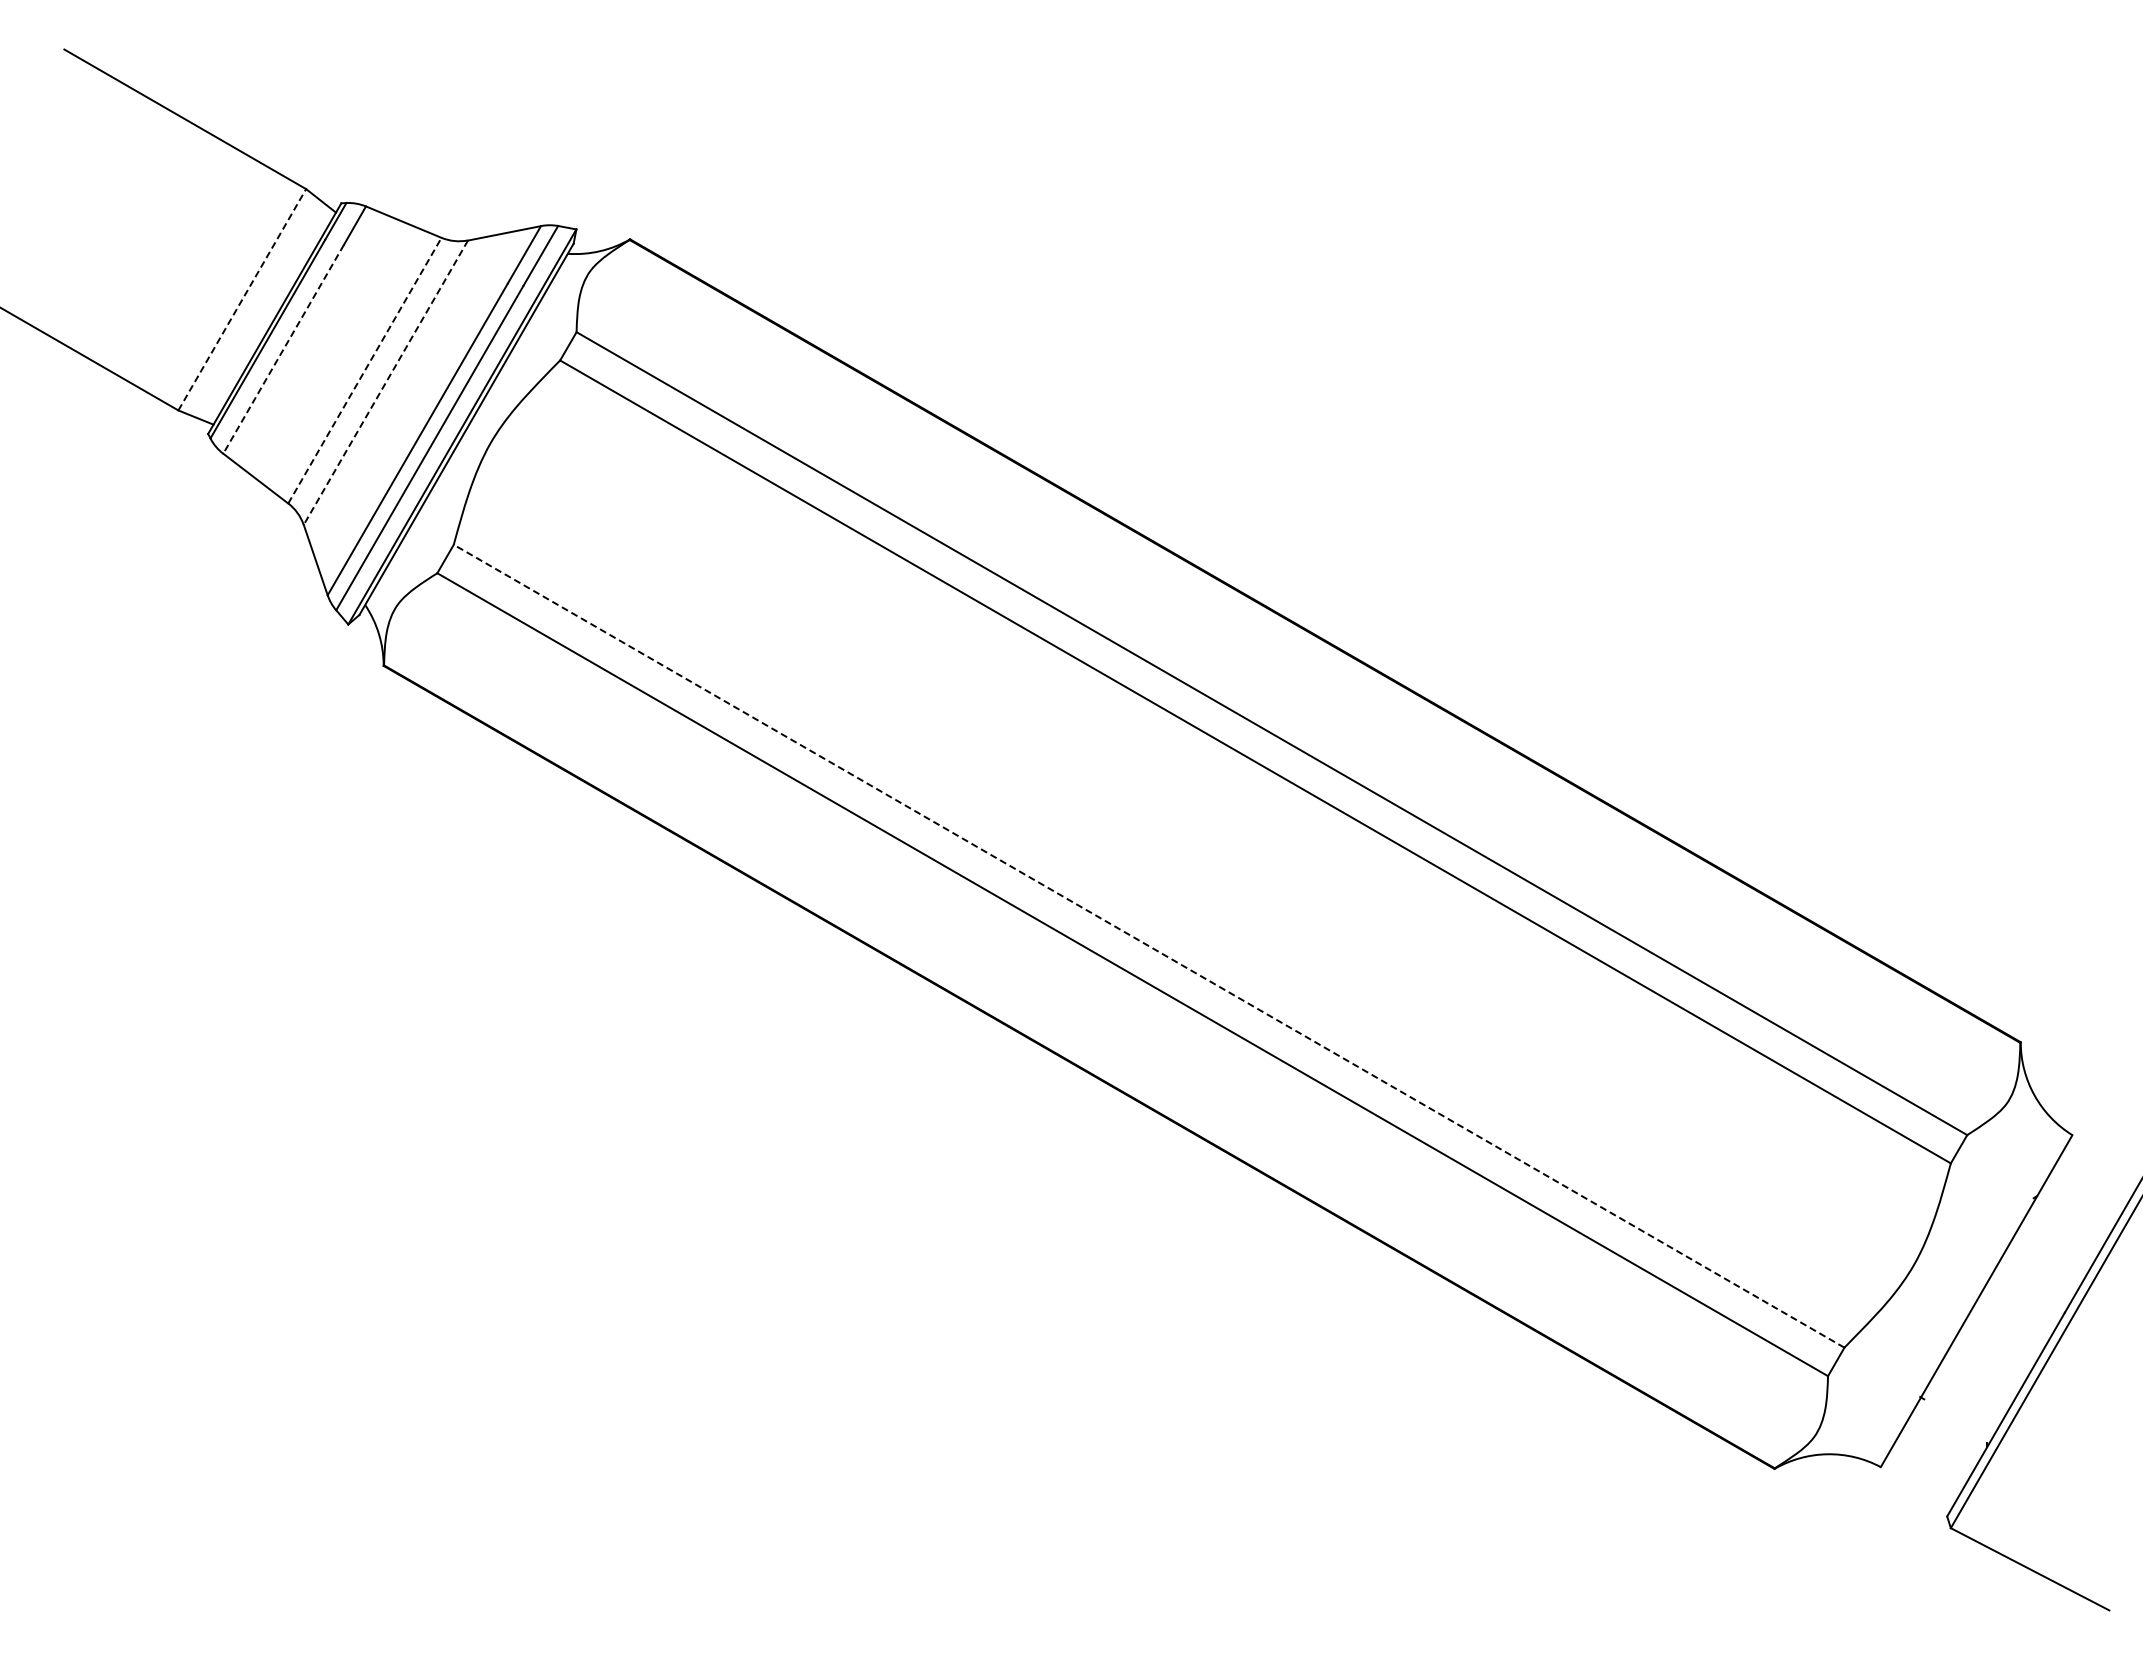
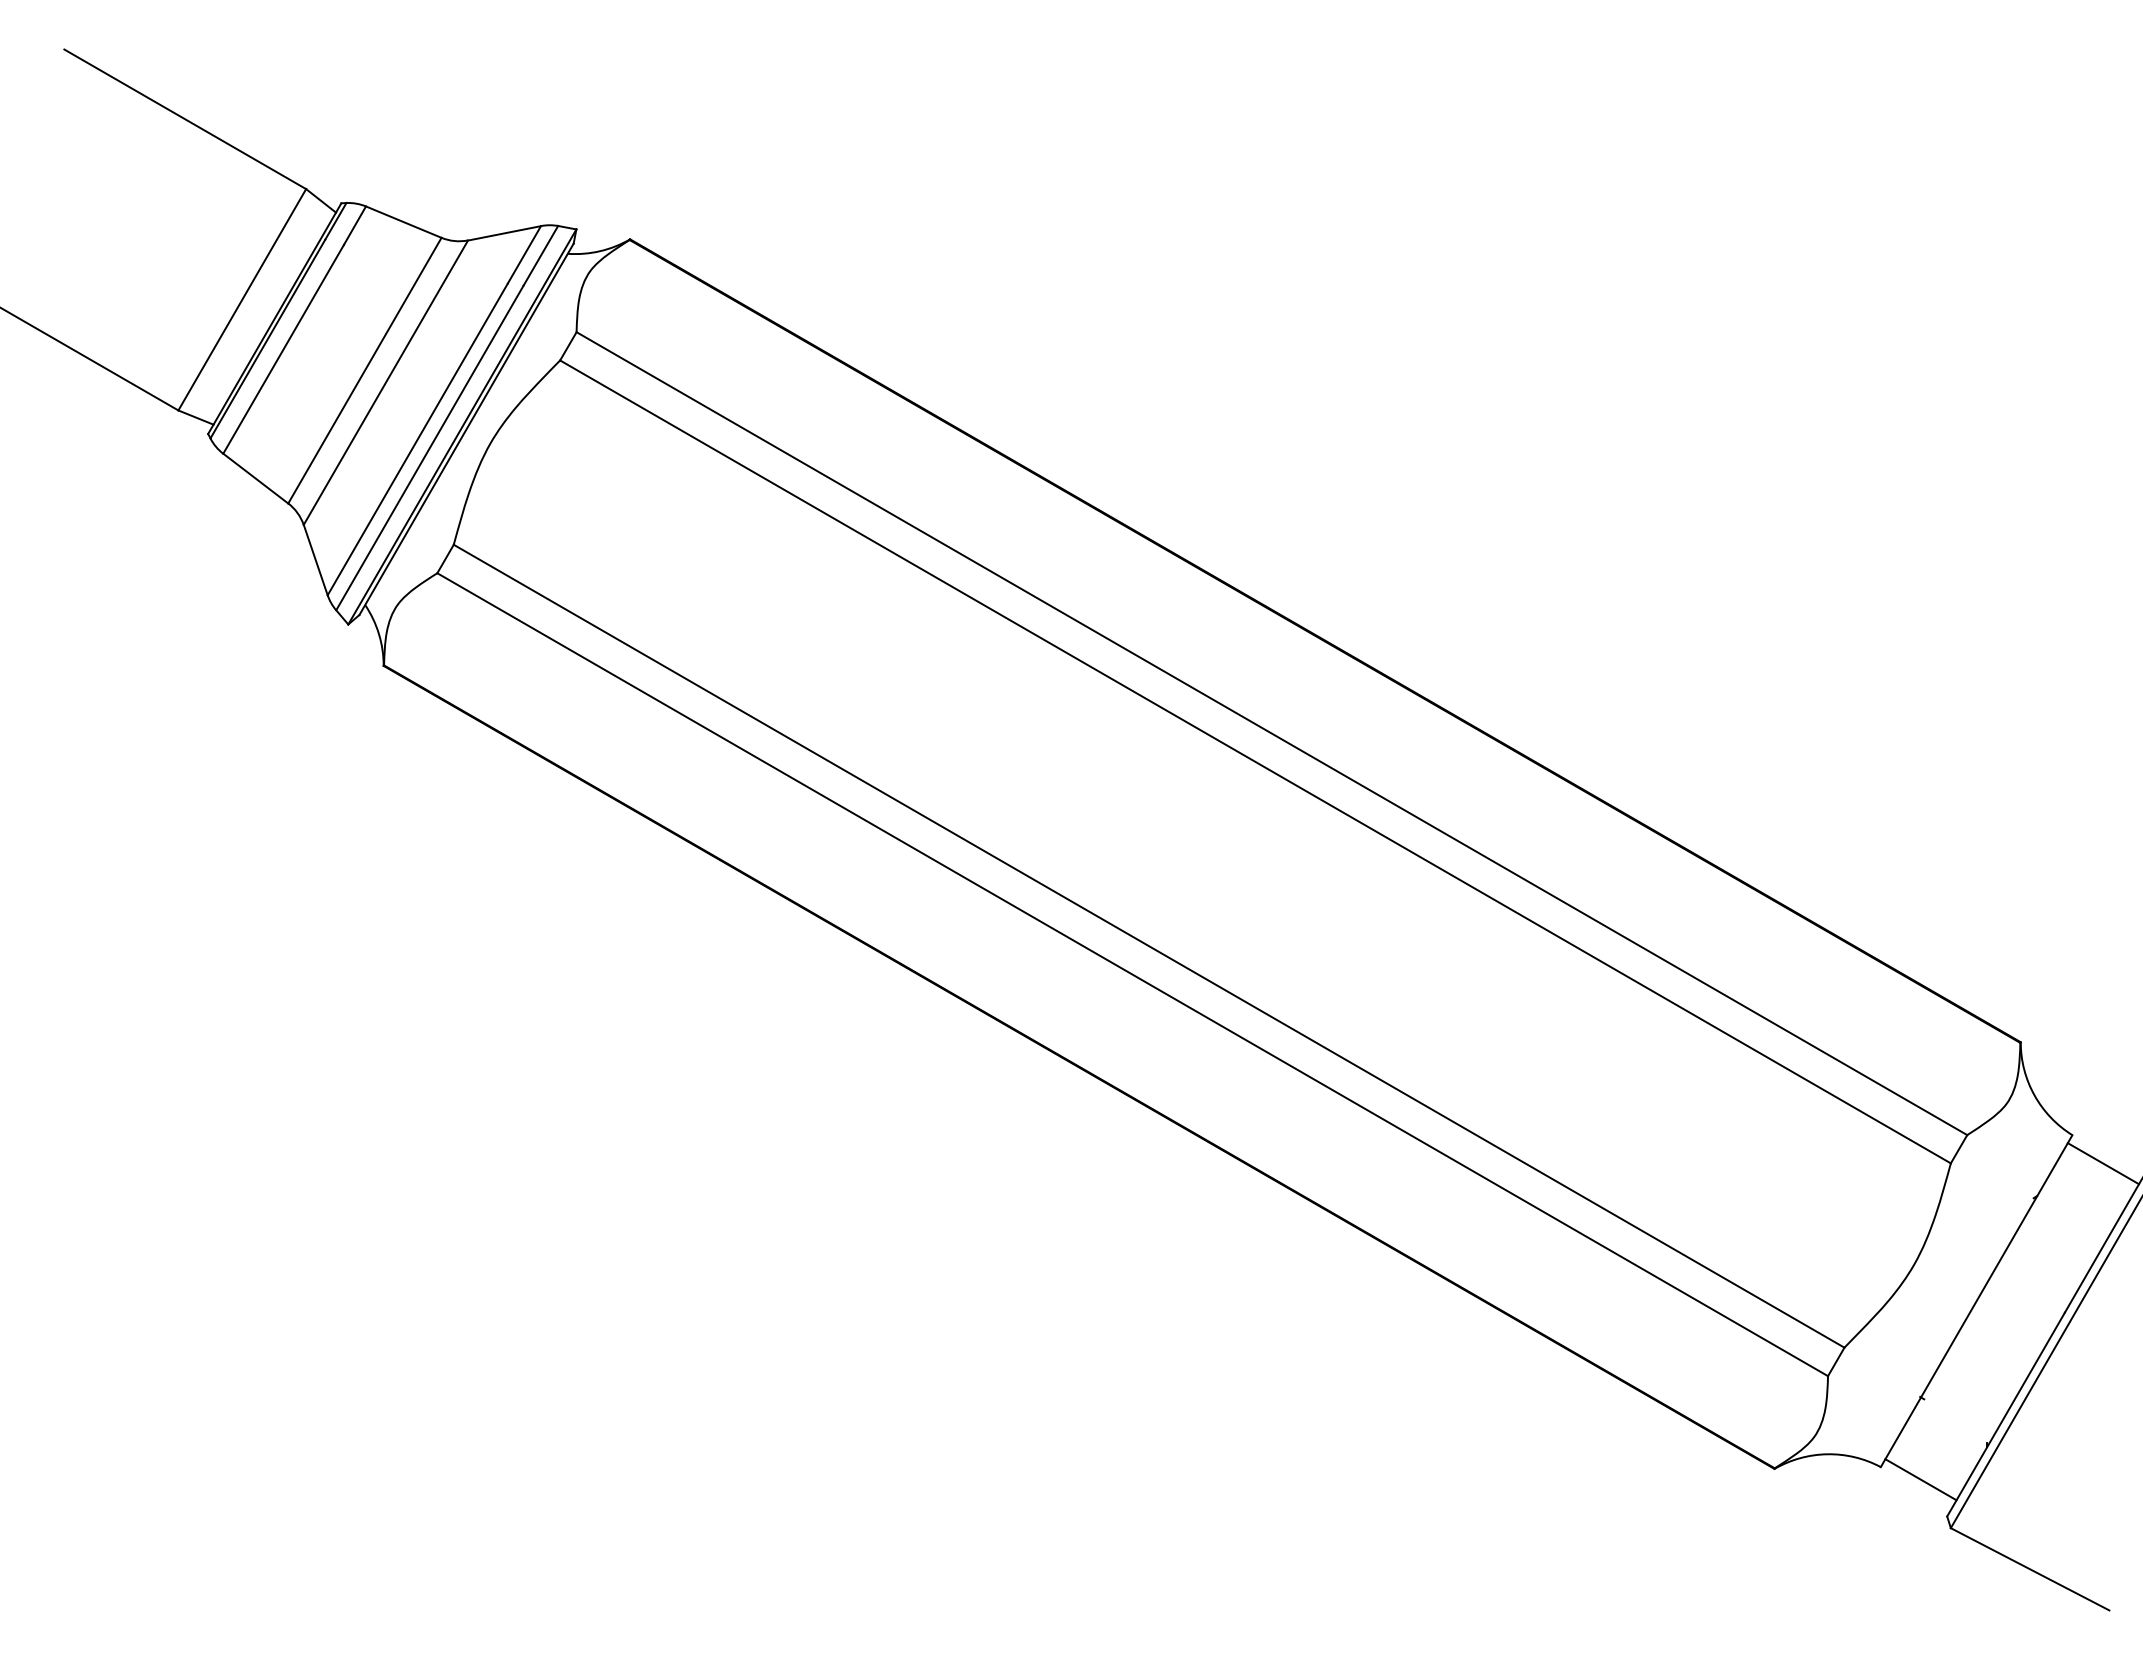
line: dashed -> solid (242, 299)
line: dashed -> solid (283, 349)
line: dashed -> solid (365, 370)
line: dashed -> solid (385, 383)
line: dashed -> solid (1149, 946)
line: none -> present (2102, 1163)
line: none -> present (1920, 1479)
